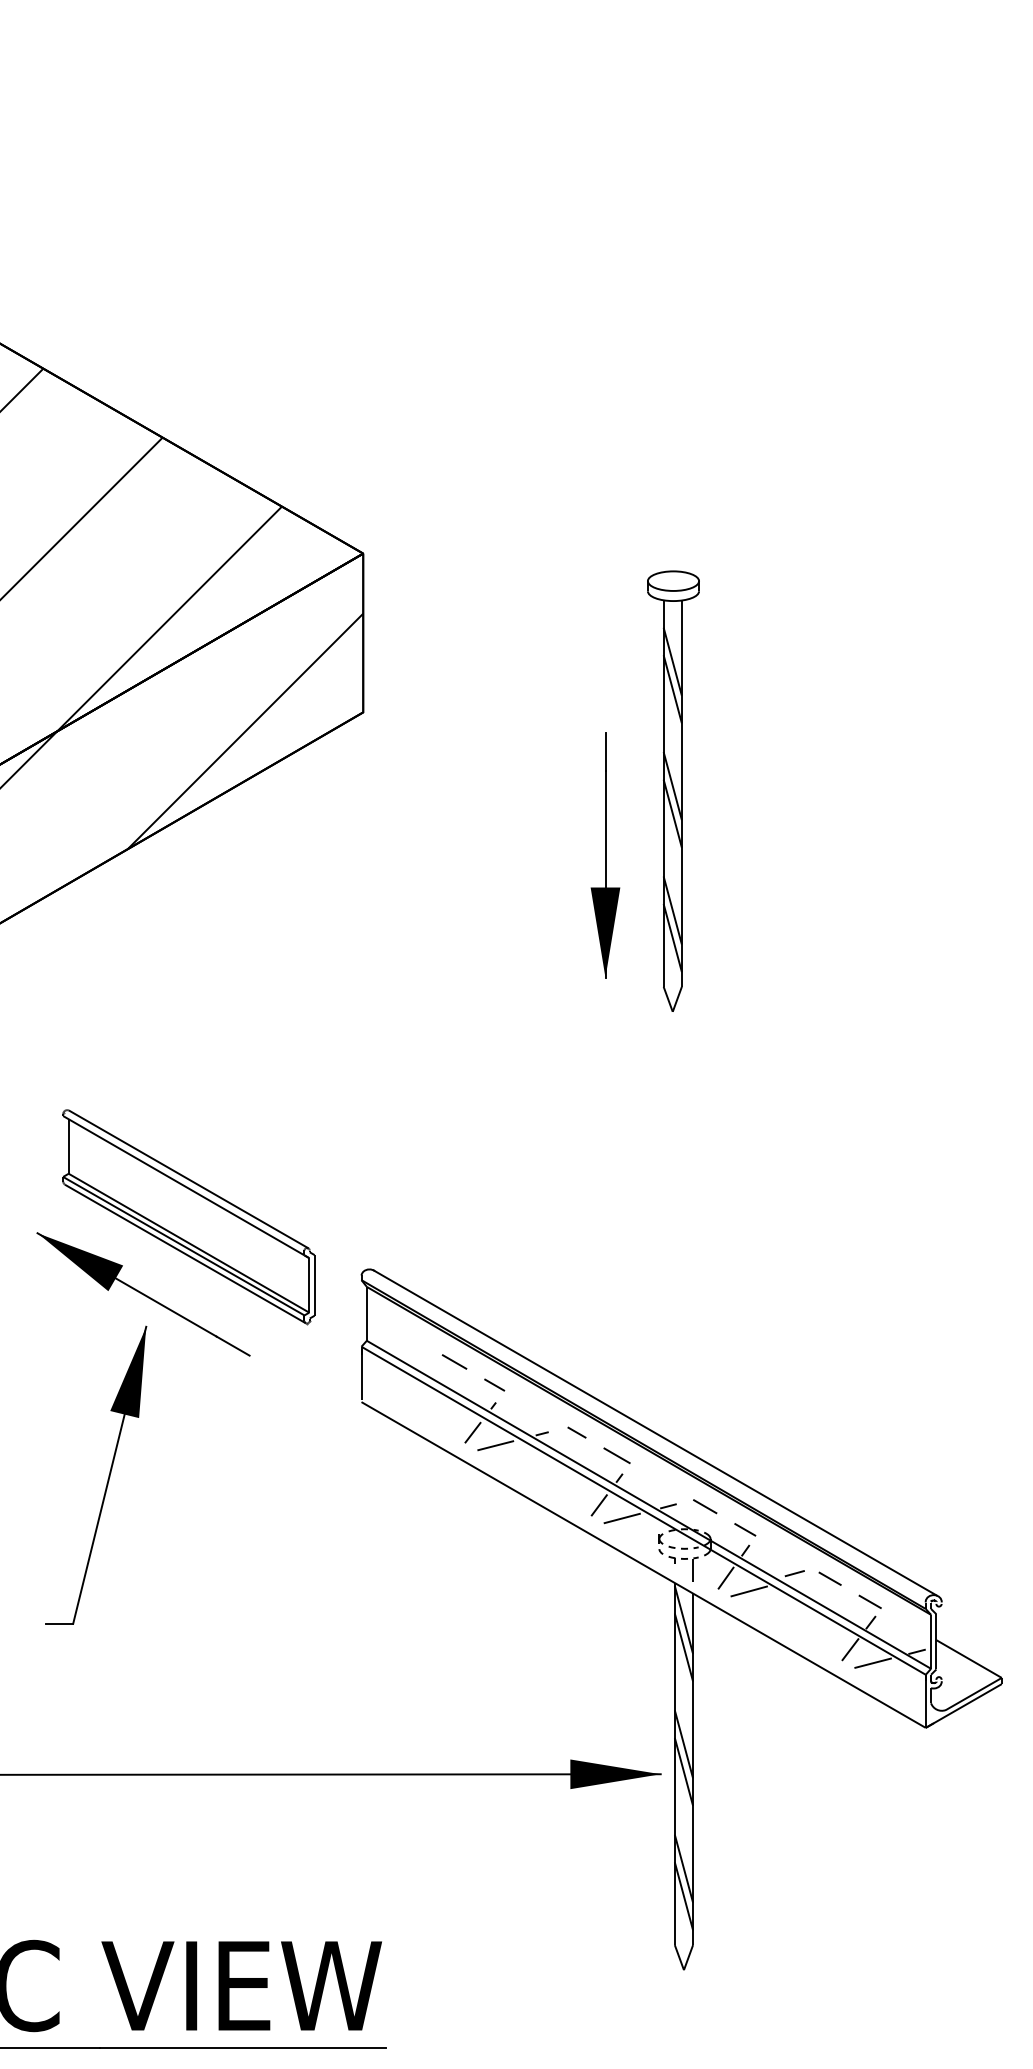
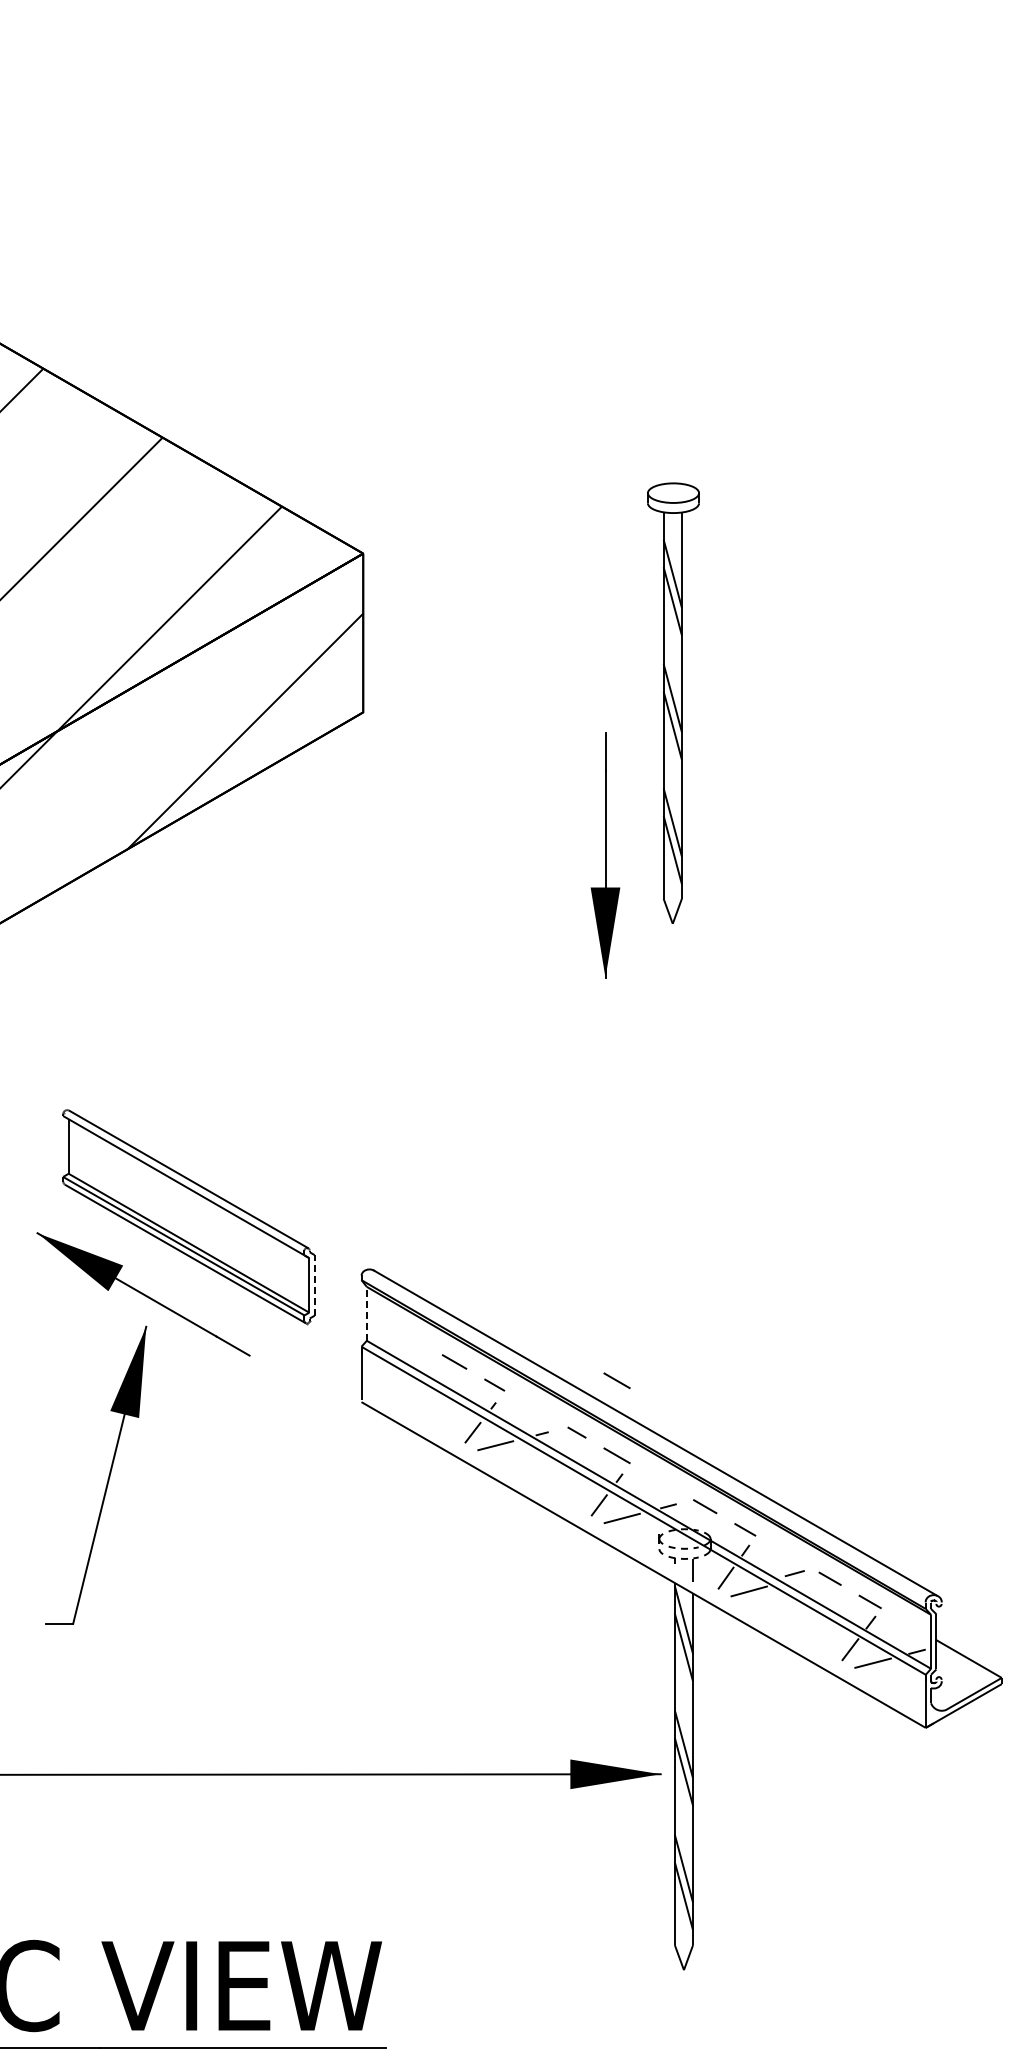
part position: (673, 790) -> (673, 702) (673, 702)
line: solid -> dashed (314, 1284)
line: solid -> dashed (366, 1313)
line: none -> present (616, 1380)
